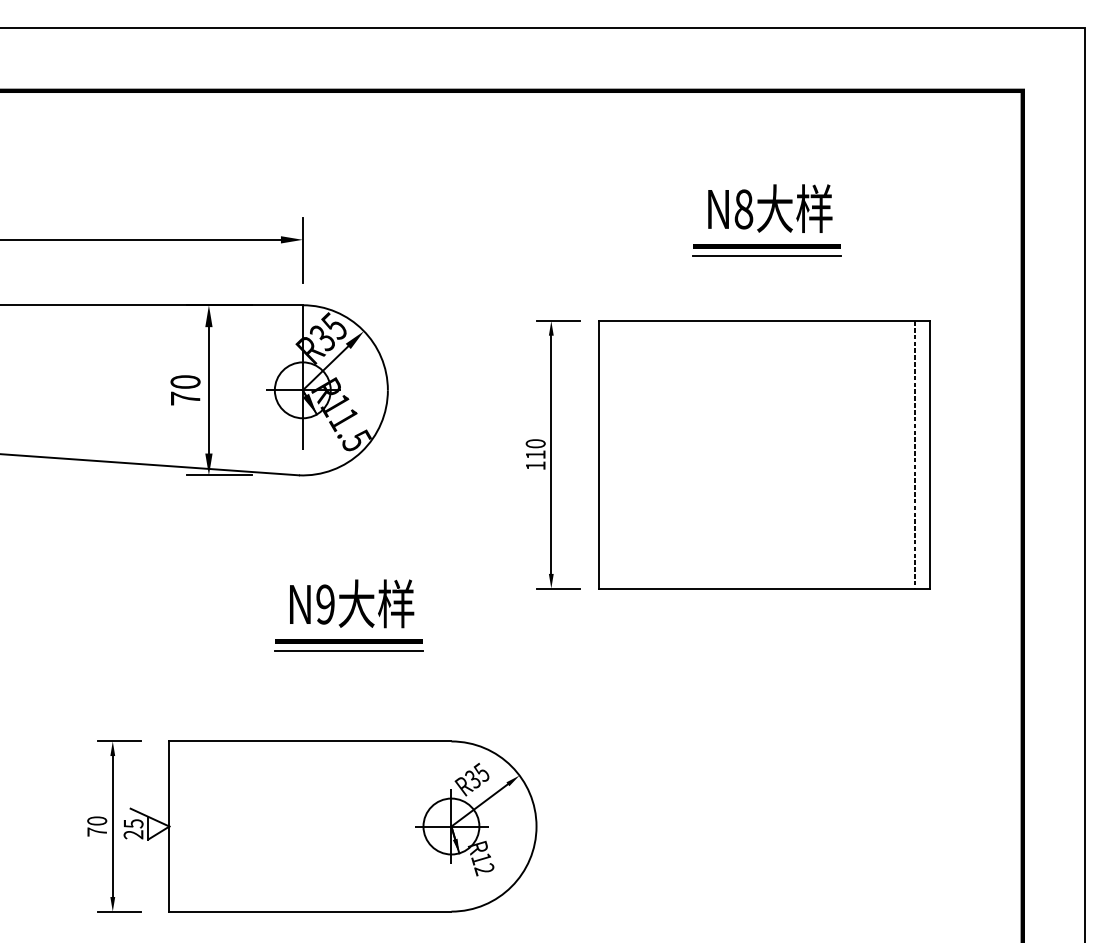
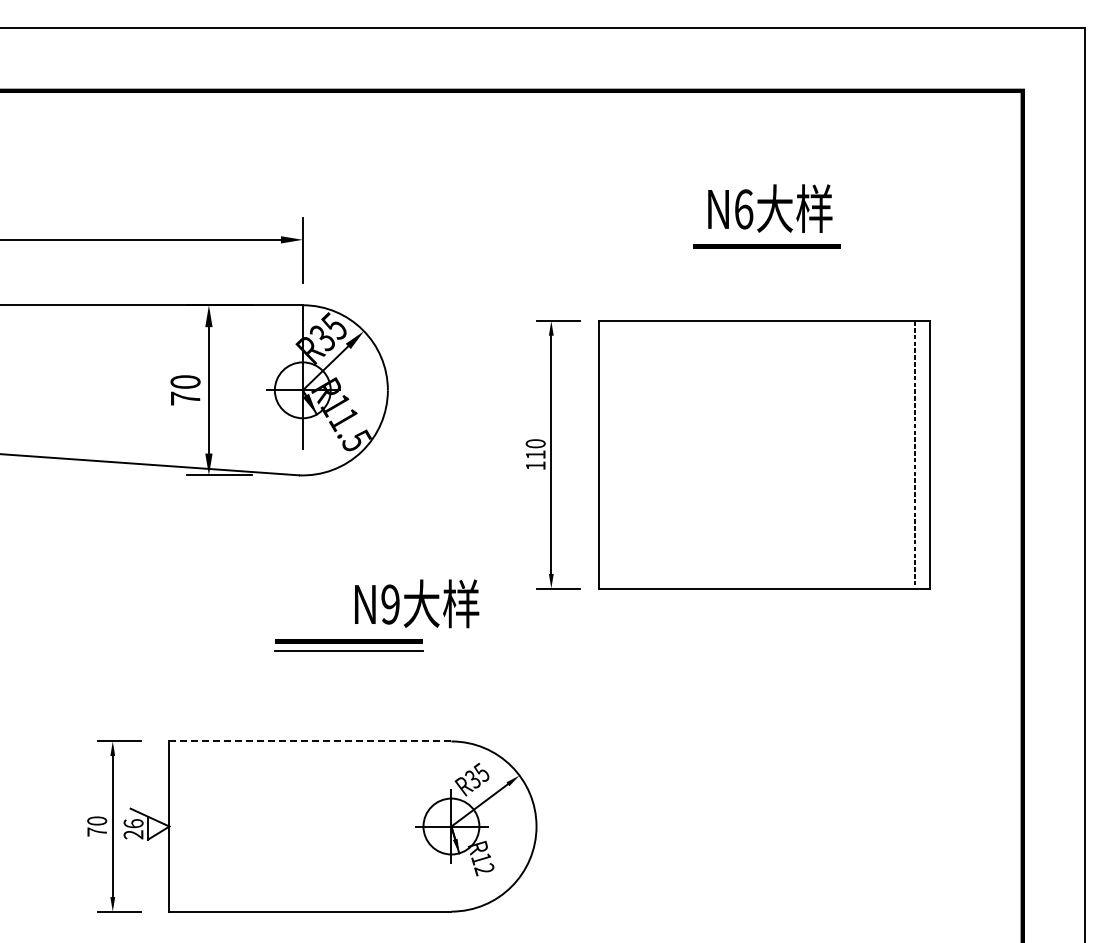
text: N8 -> N6 (743, 209)
line: present -> none (766, 255)
text position: (352, 603) -> (417, 603) (417, 603)
line: solid -> dashed (310, 741)
text: 25 -> 26 (133, 823)
